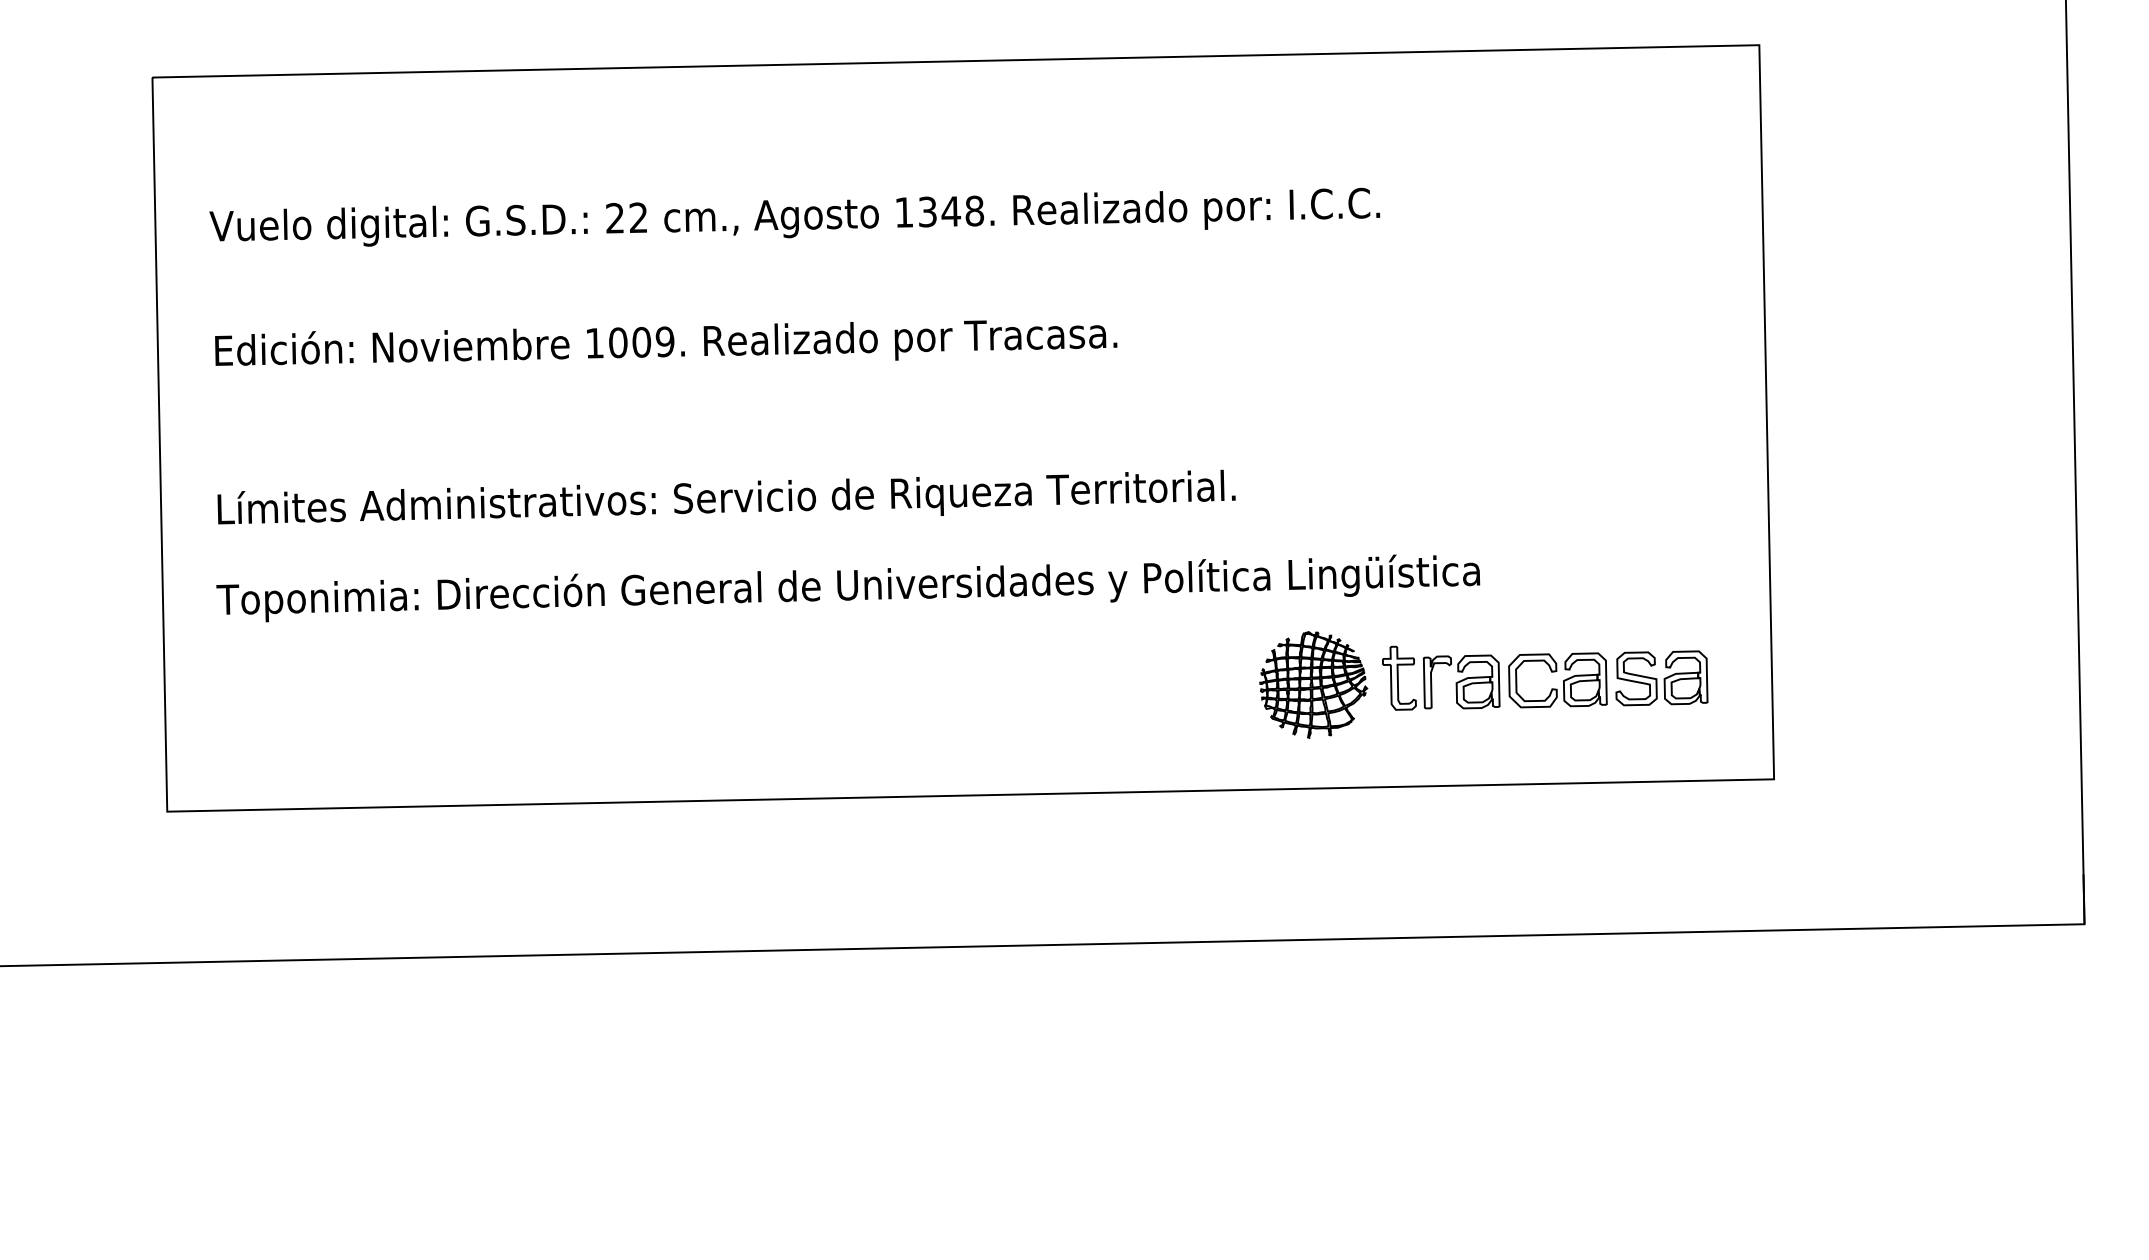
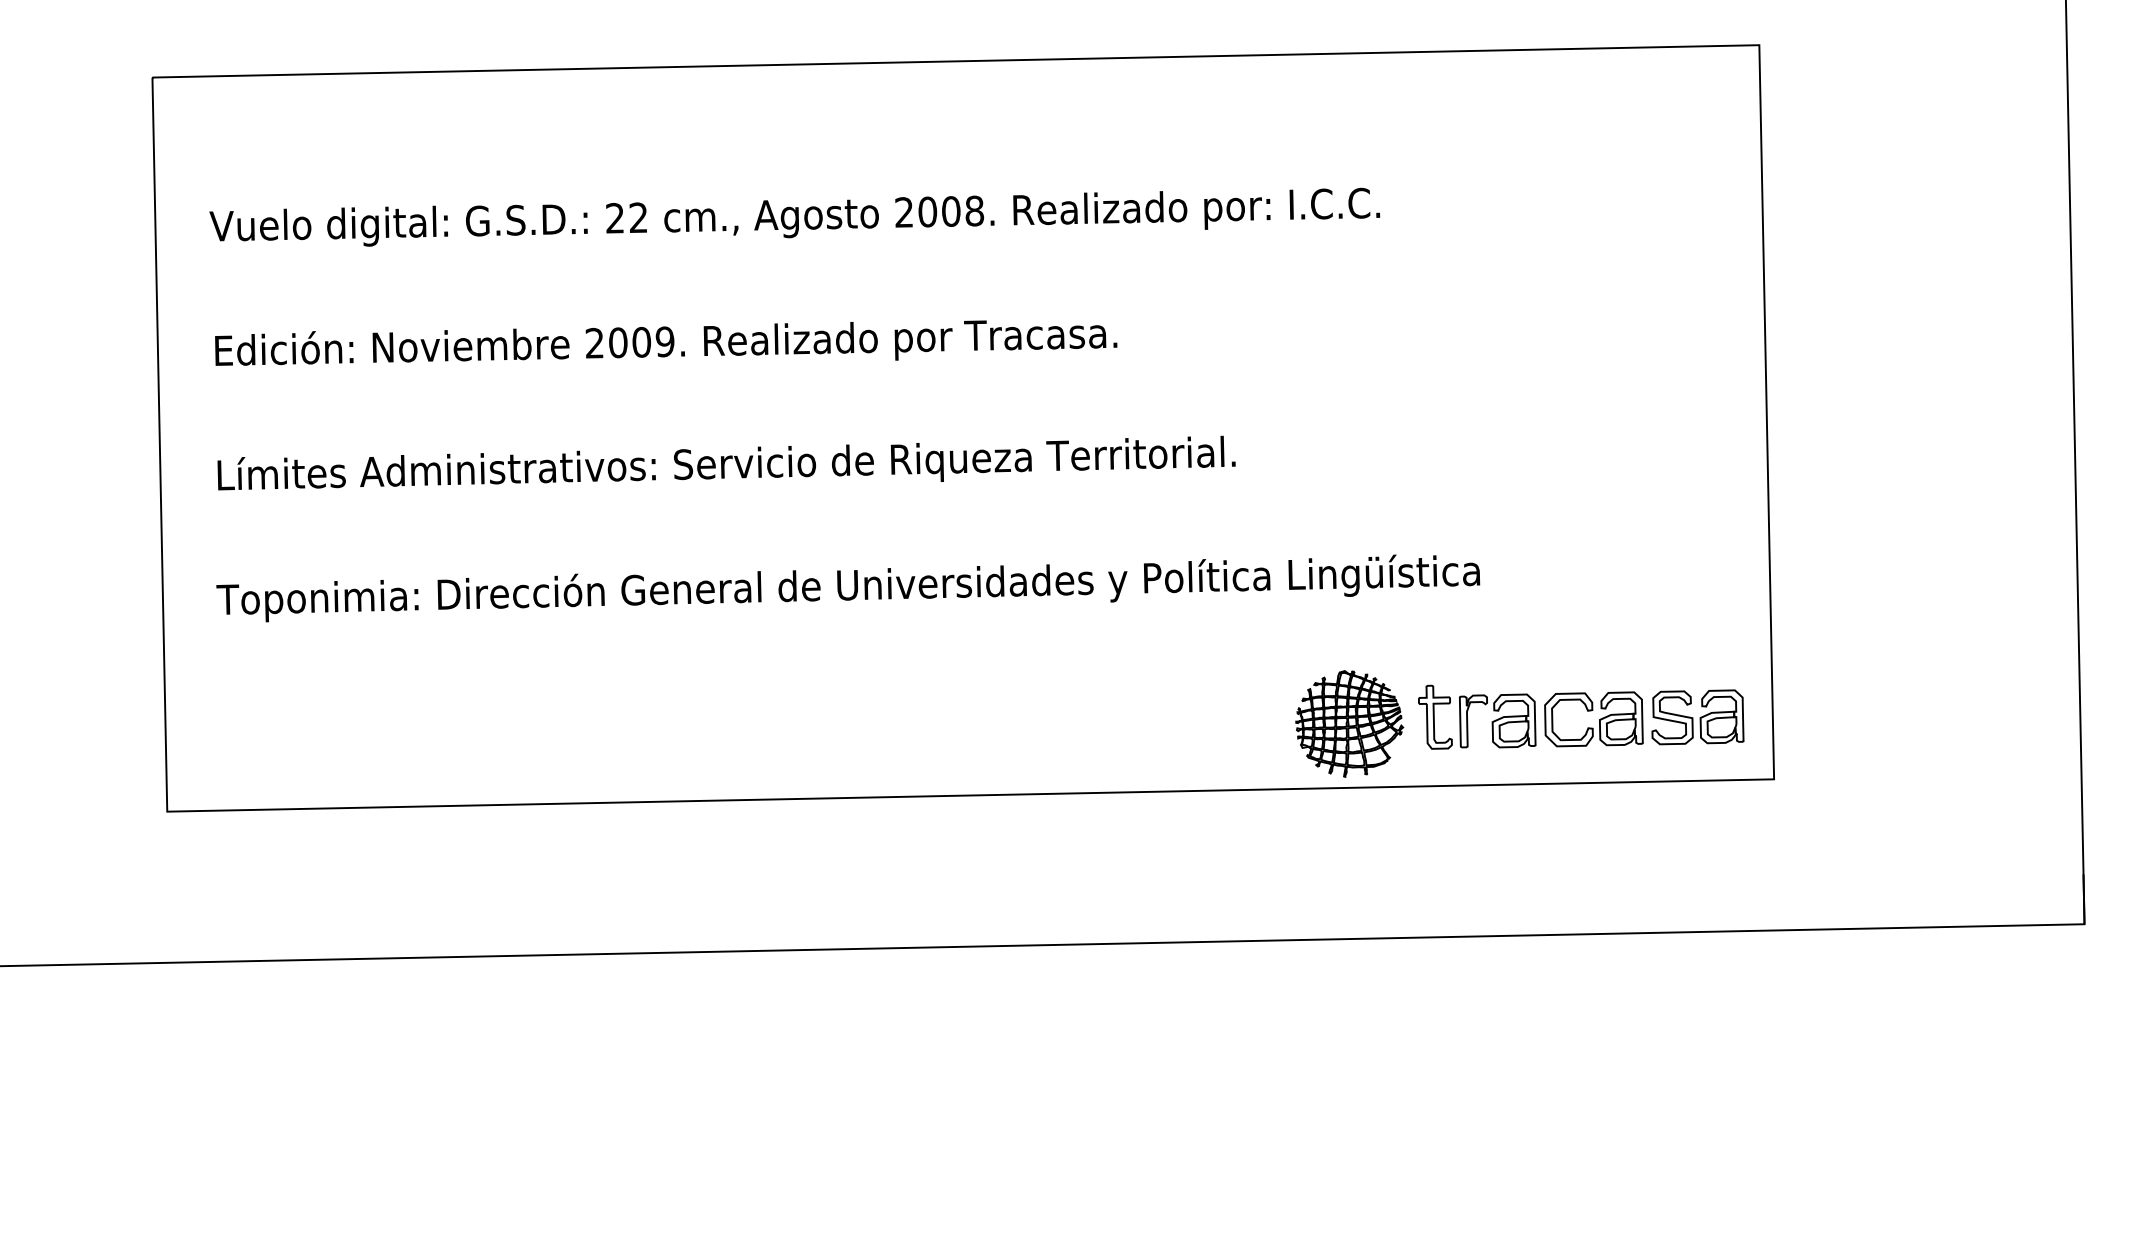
text: 1348. -> 2008. (928, 211)
text: 1009. -> 2009. (594, 342)
text position: (726, 496) -> (726, 462) (726, 462)
part position: (1483, 684) -> (1519, 723) (1519, 723)
